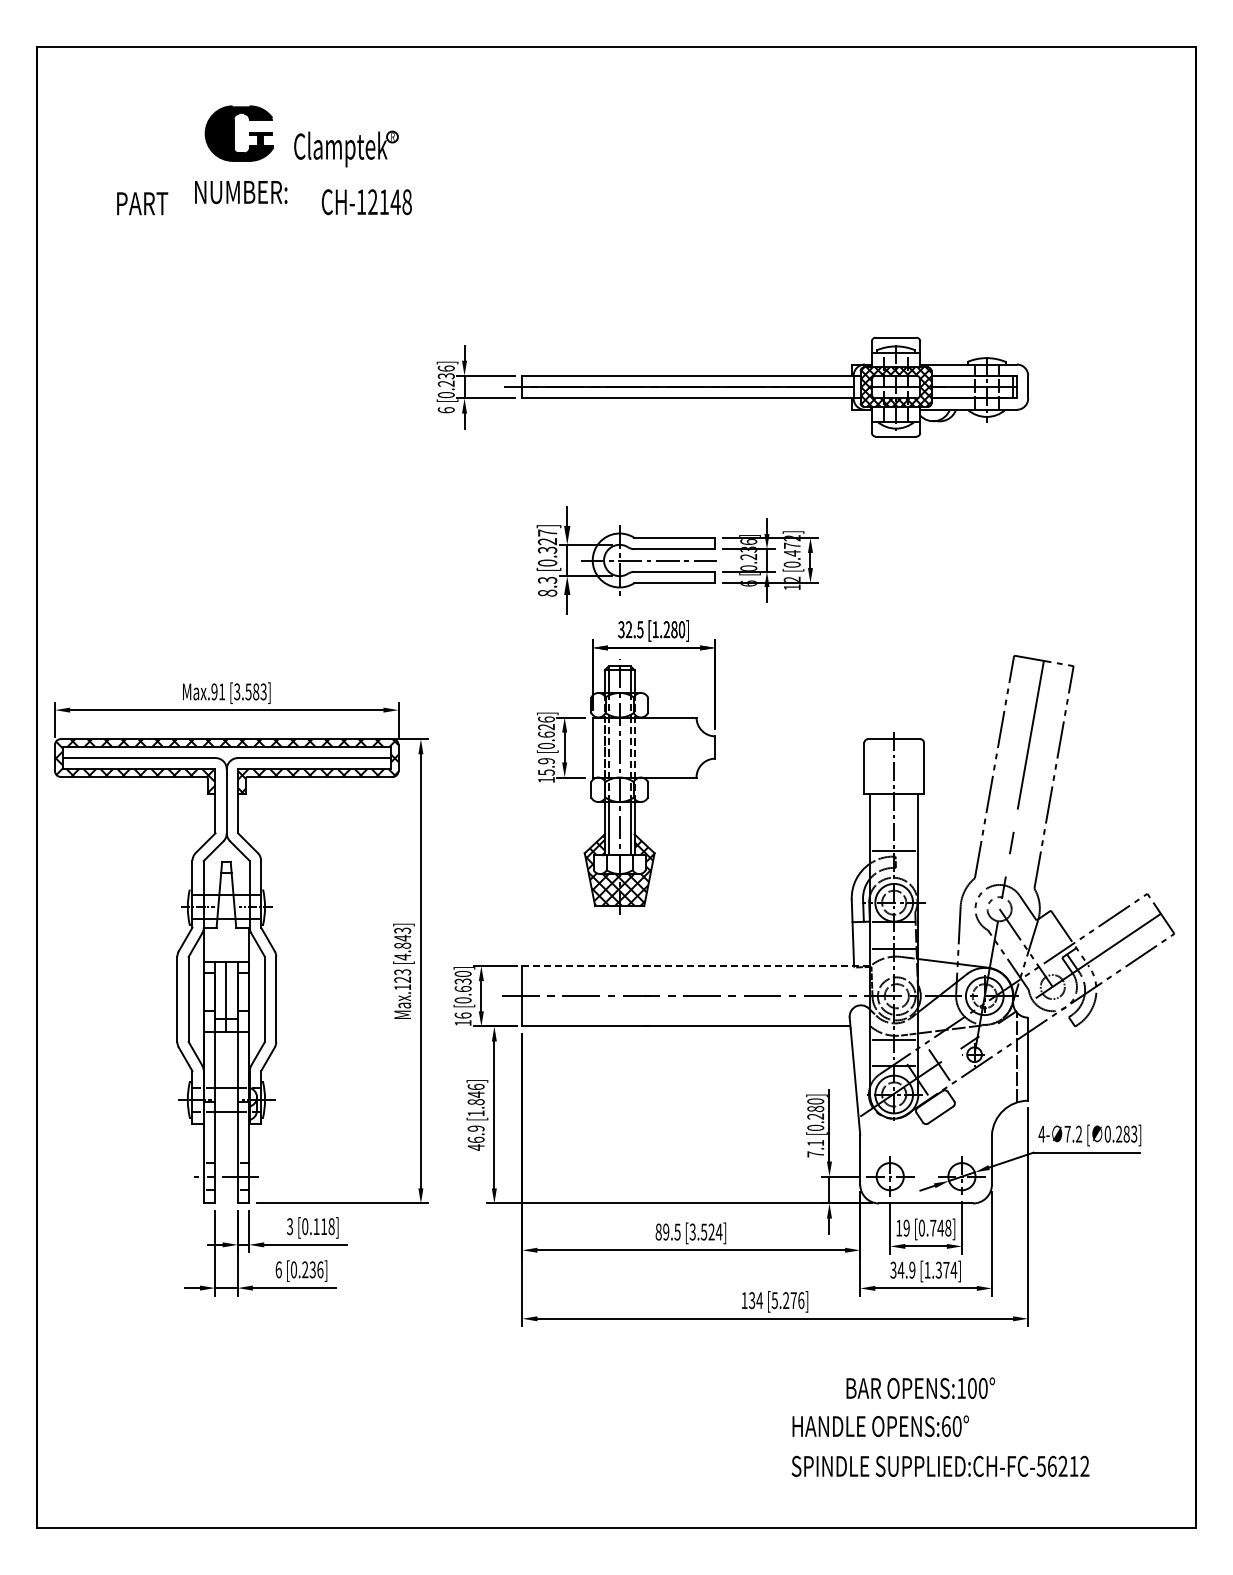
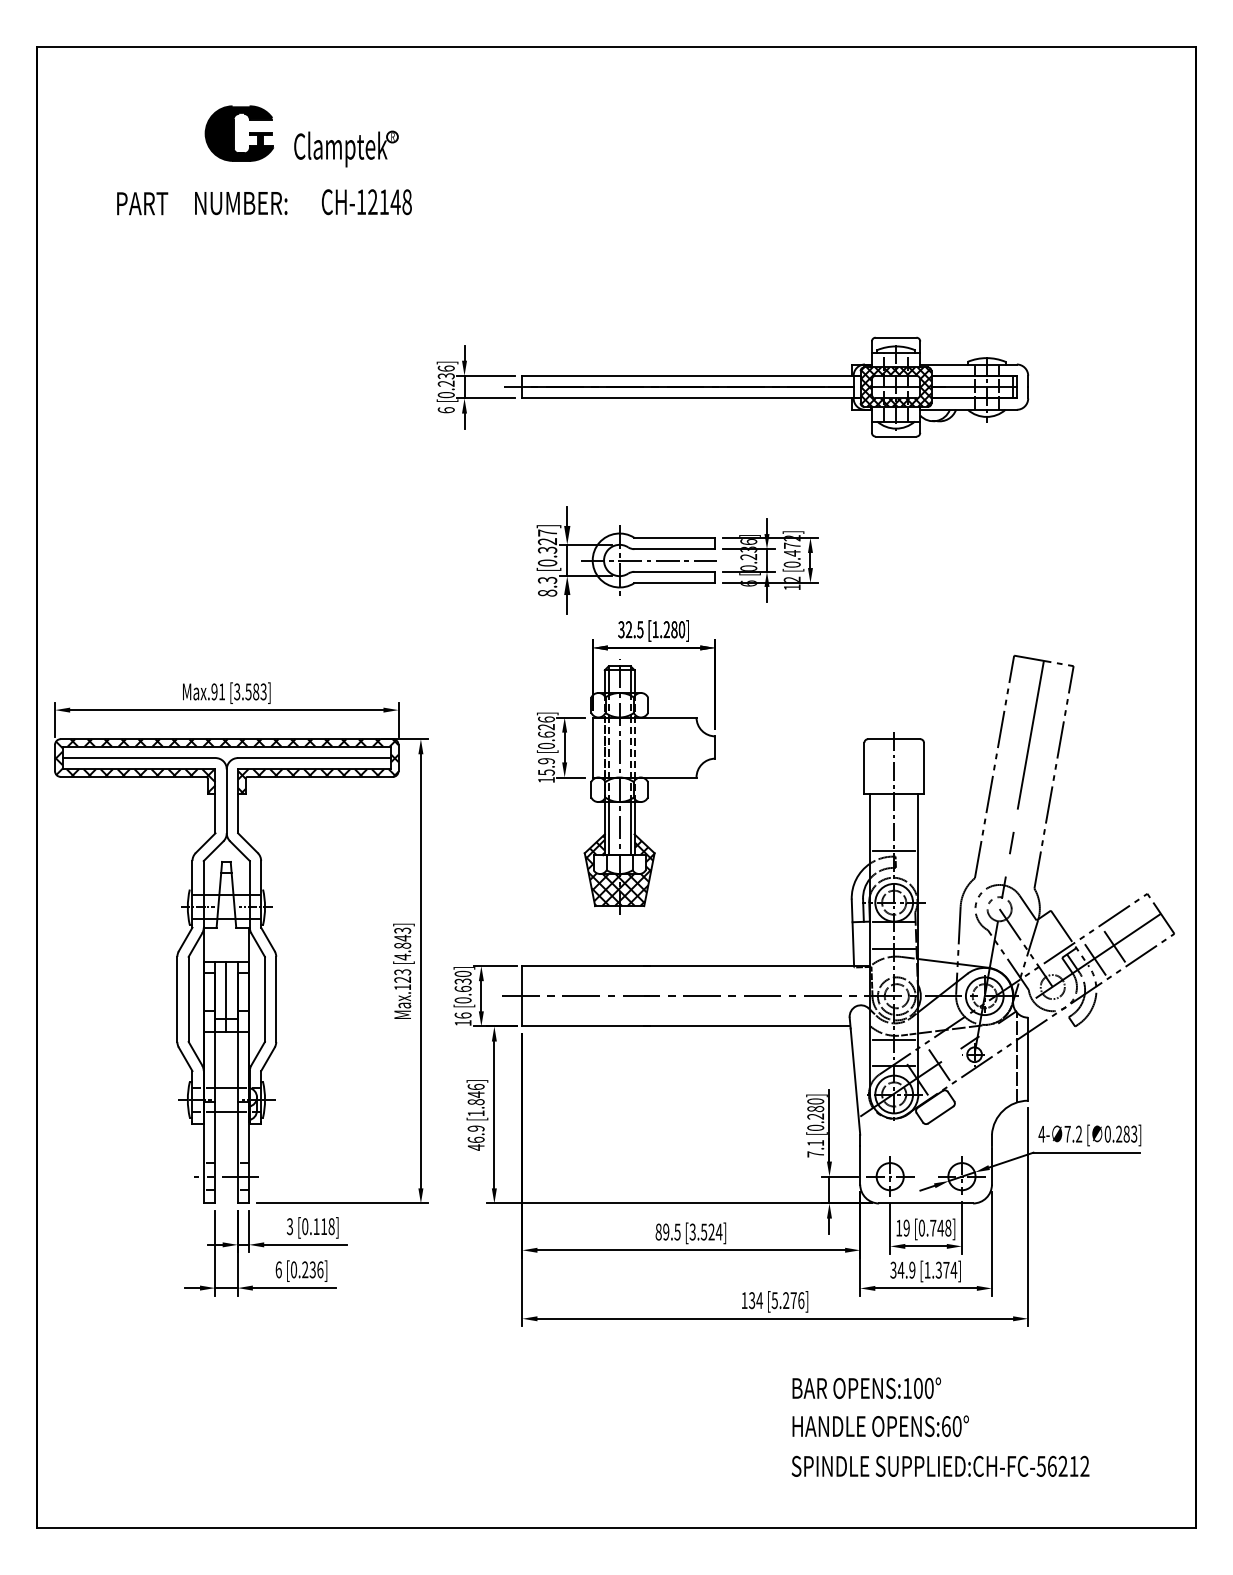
text position: (241, 192) -> (241, 203) (241, 203)
line: none -> present (1113, 944)
line: none -> present (1094, 957)
line: dashed -> solid (696, 966)
text position: (920, 1387) -> (866, 1387) (866, 1387)
